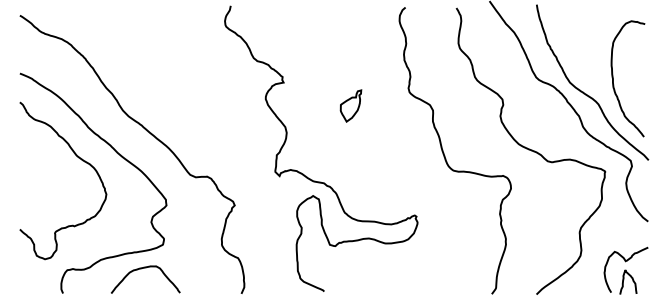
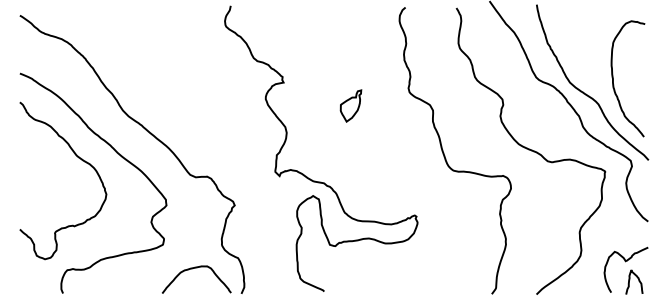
curve position: (141, 269) -> (192, 269) (192, 269)
curve position: (632, 281) -> (638, 281) (638, 281)
